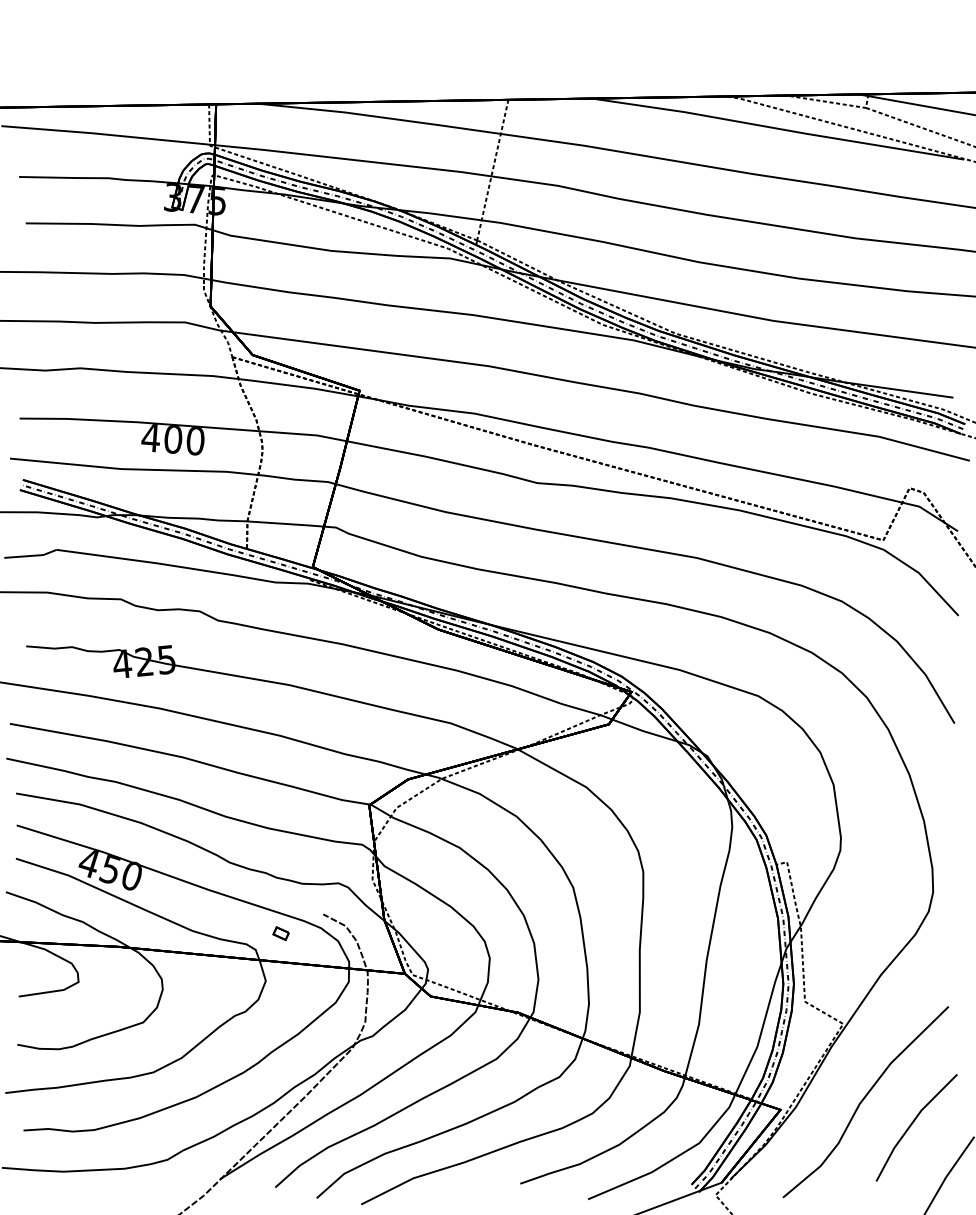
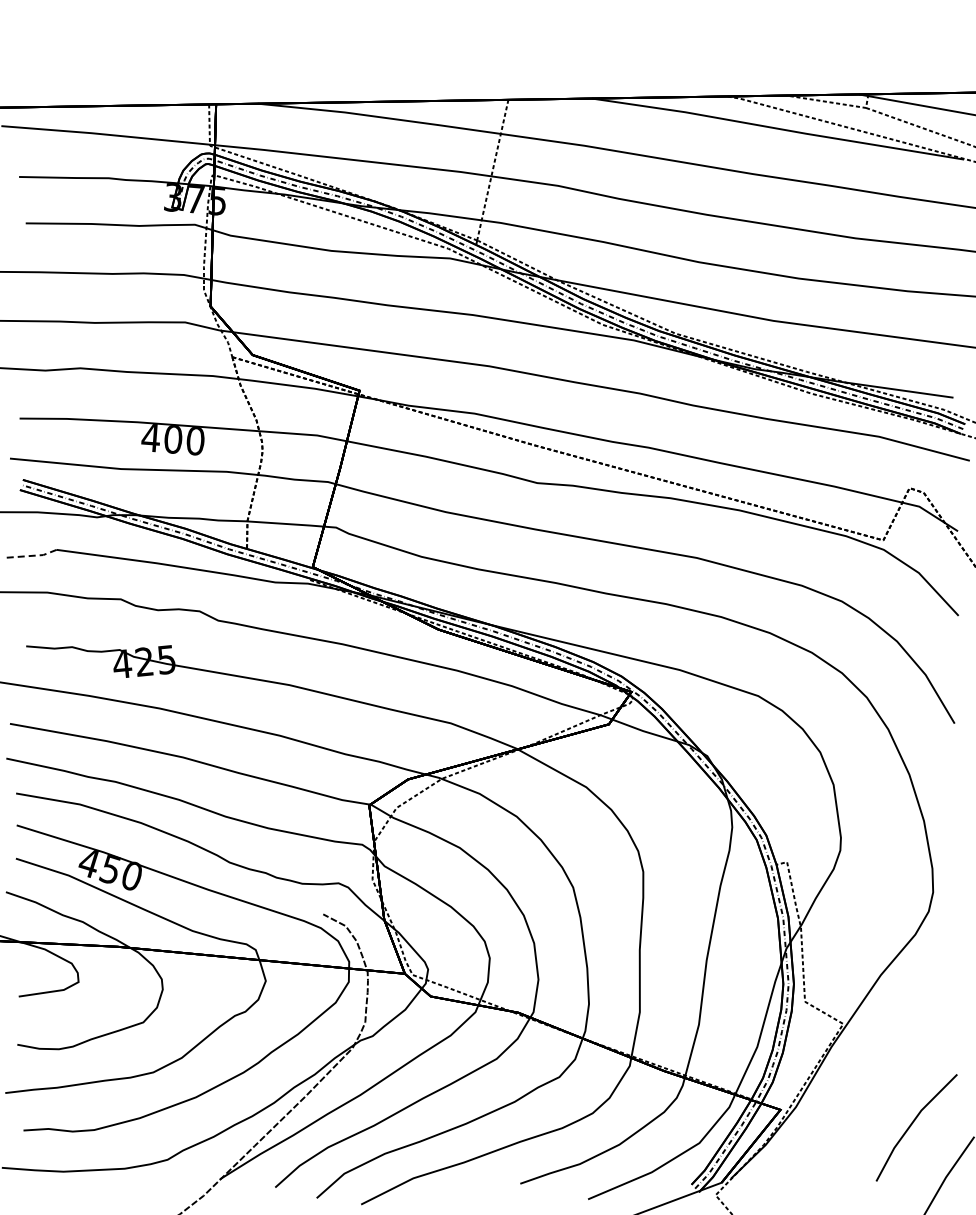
line: solid -> dashed (31, 555)
part: present -> none (280, 933)
curve: present -> none (863, 1100)
